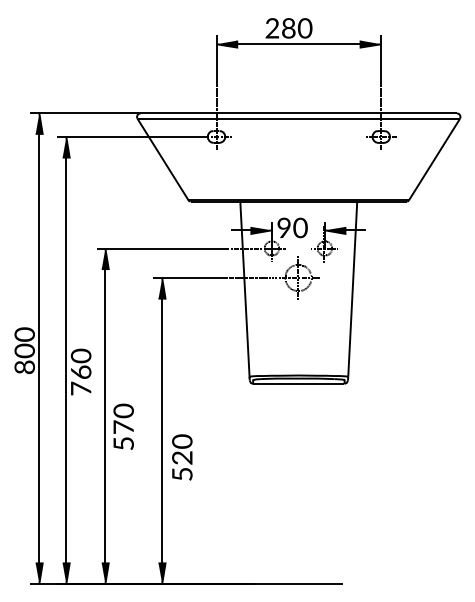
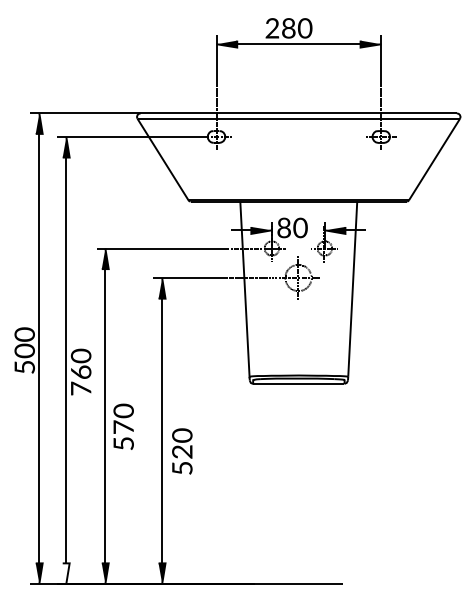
text: 90 -> 80 (283, 228)
text: 800 -> 500 (24, 367)
text position: (182, 457) -> (182, 451) (182, 451)
fill: present -> none (65, 573)
